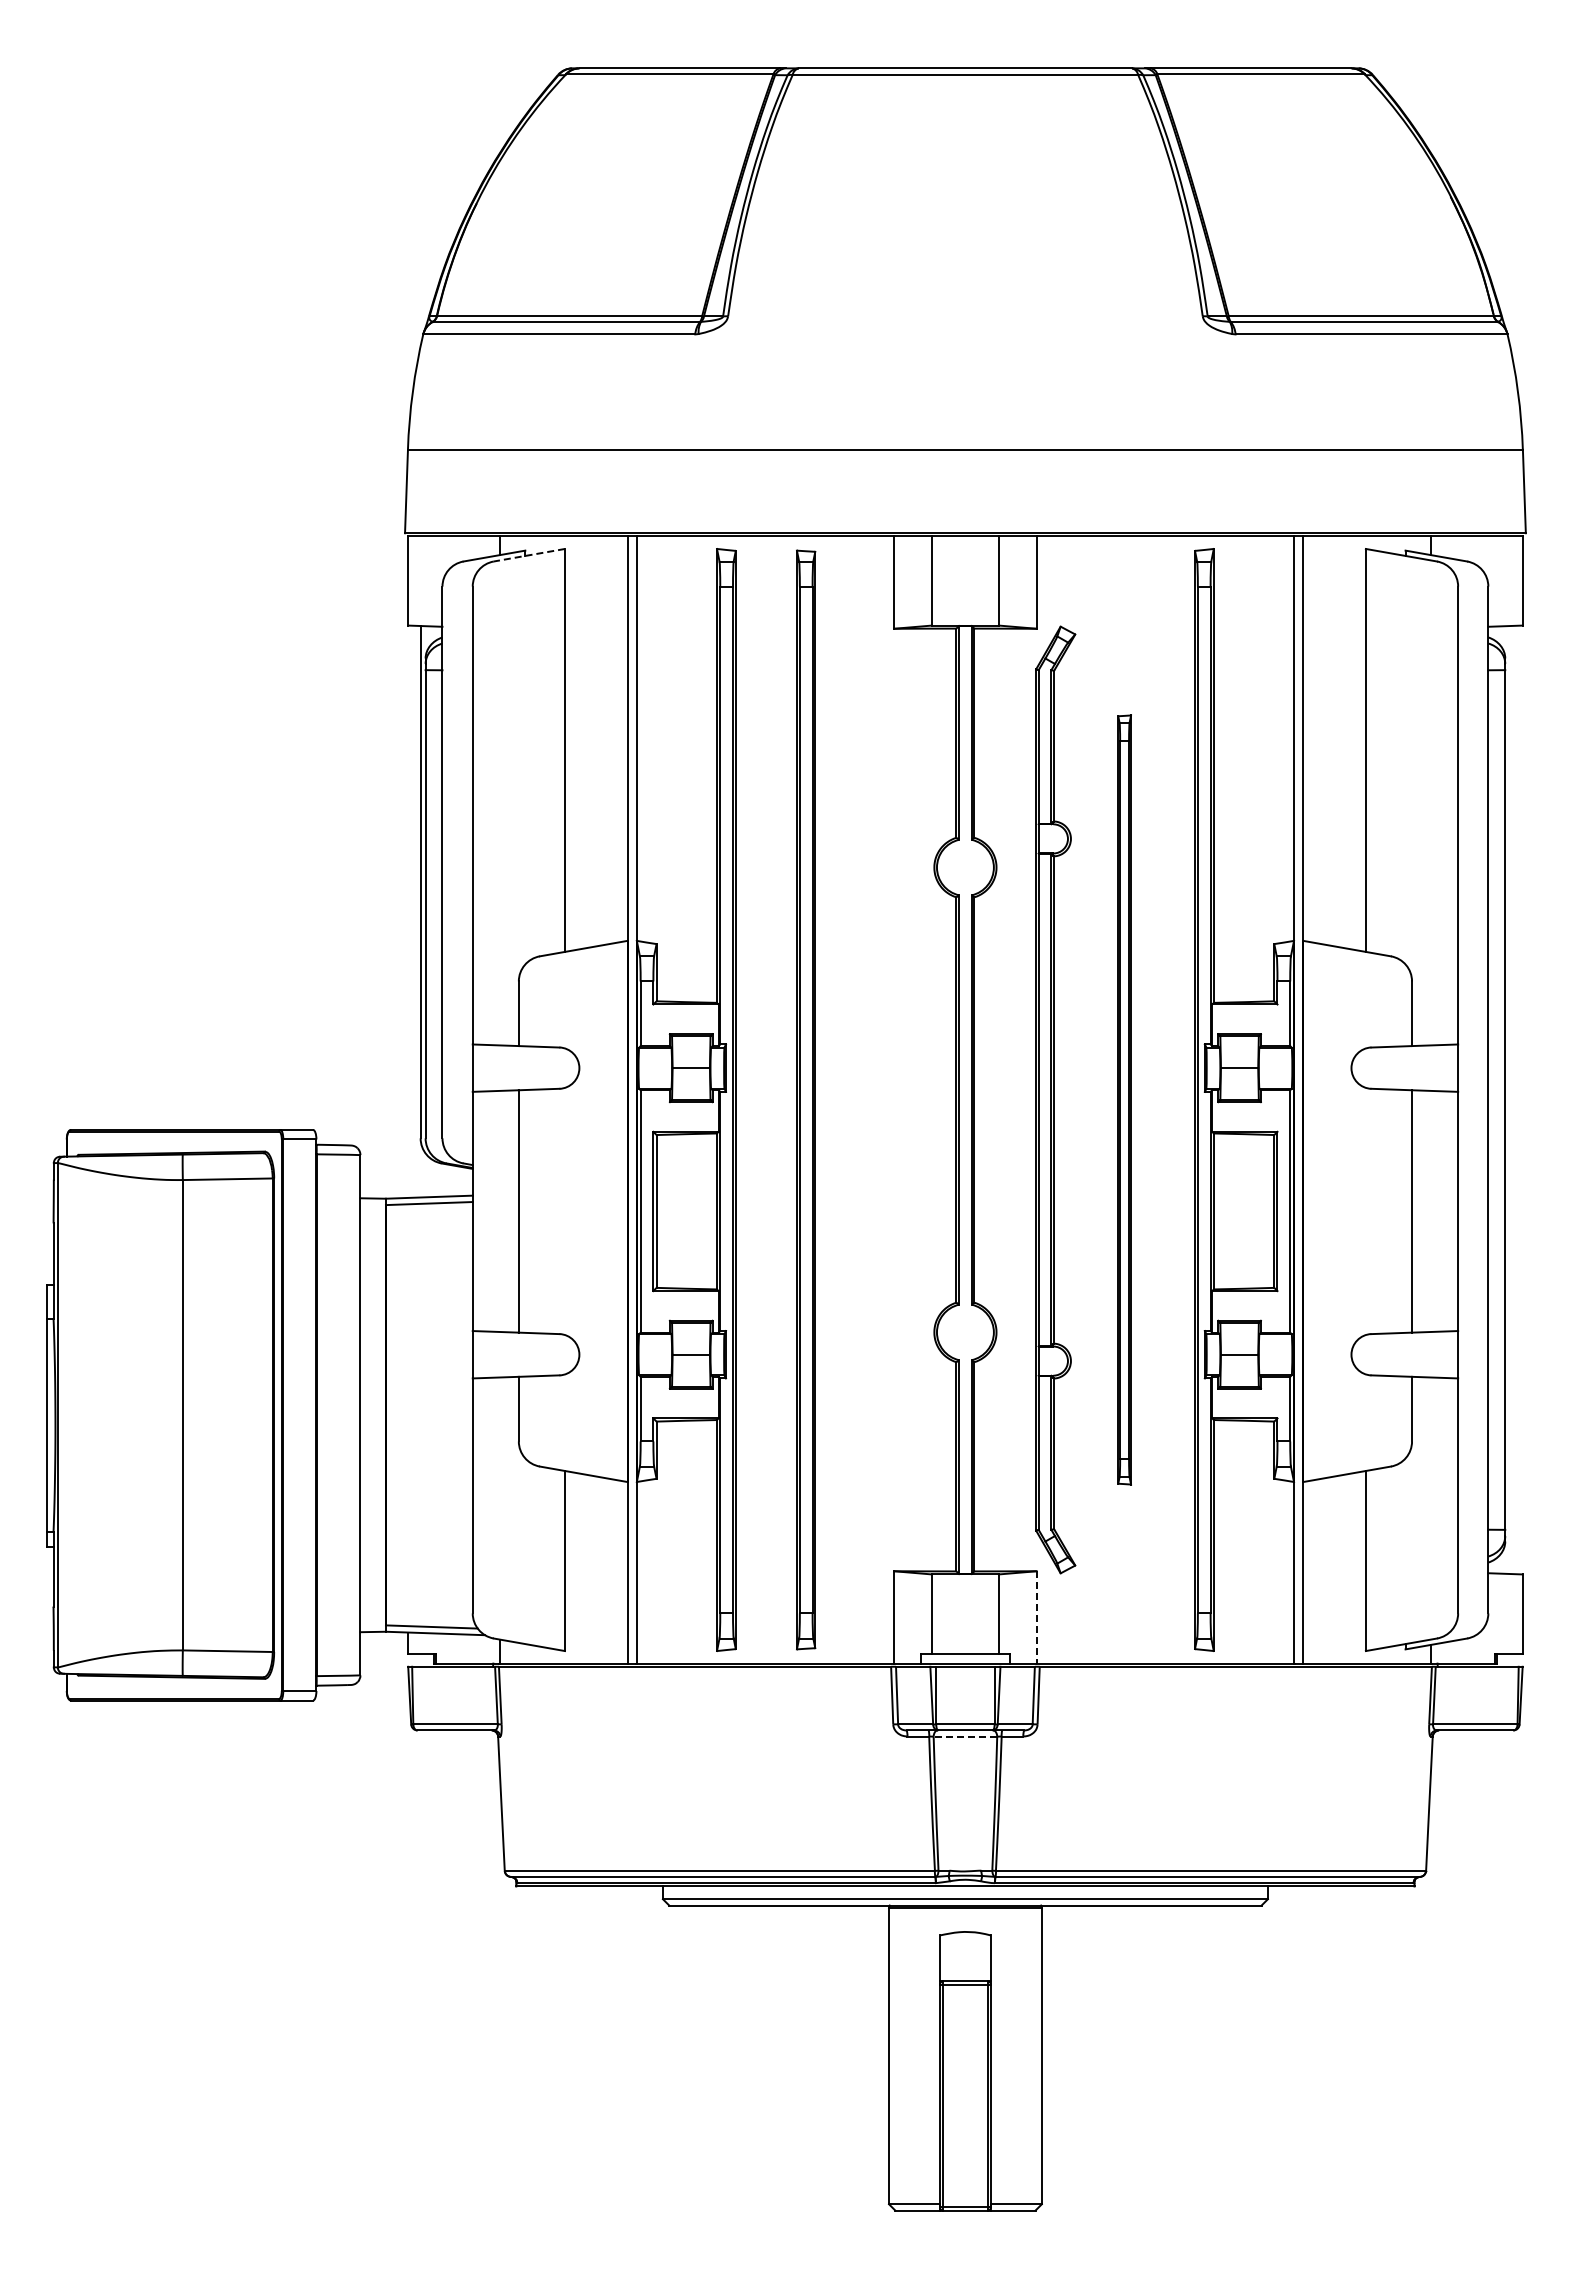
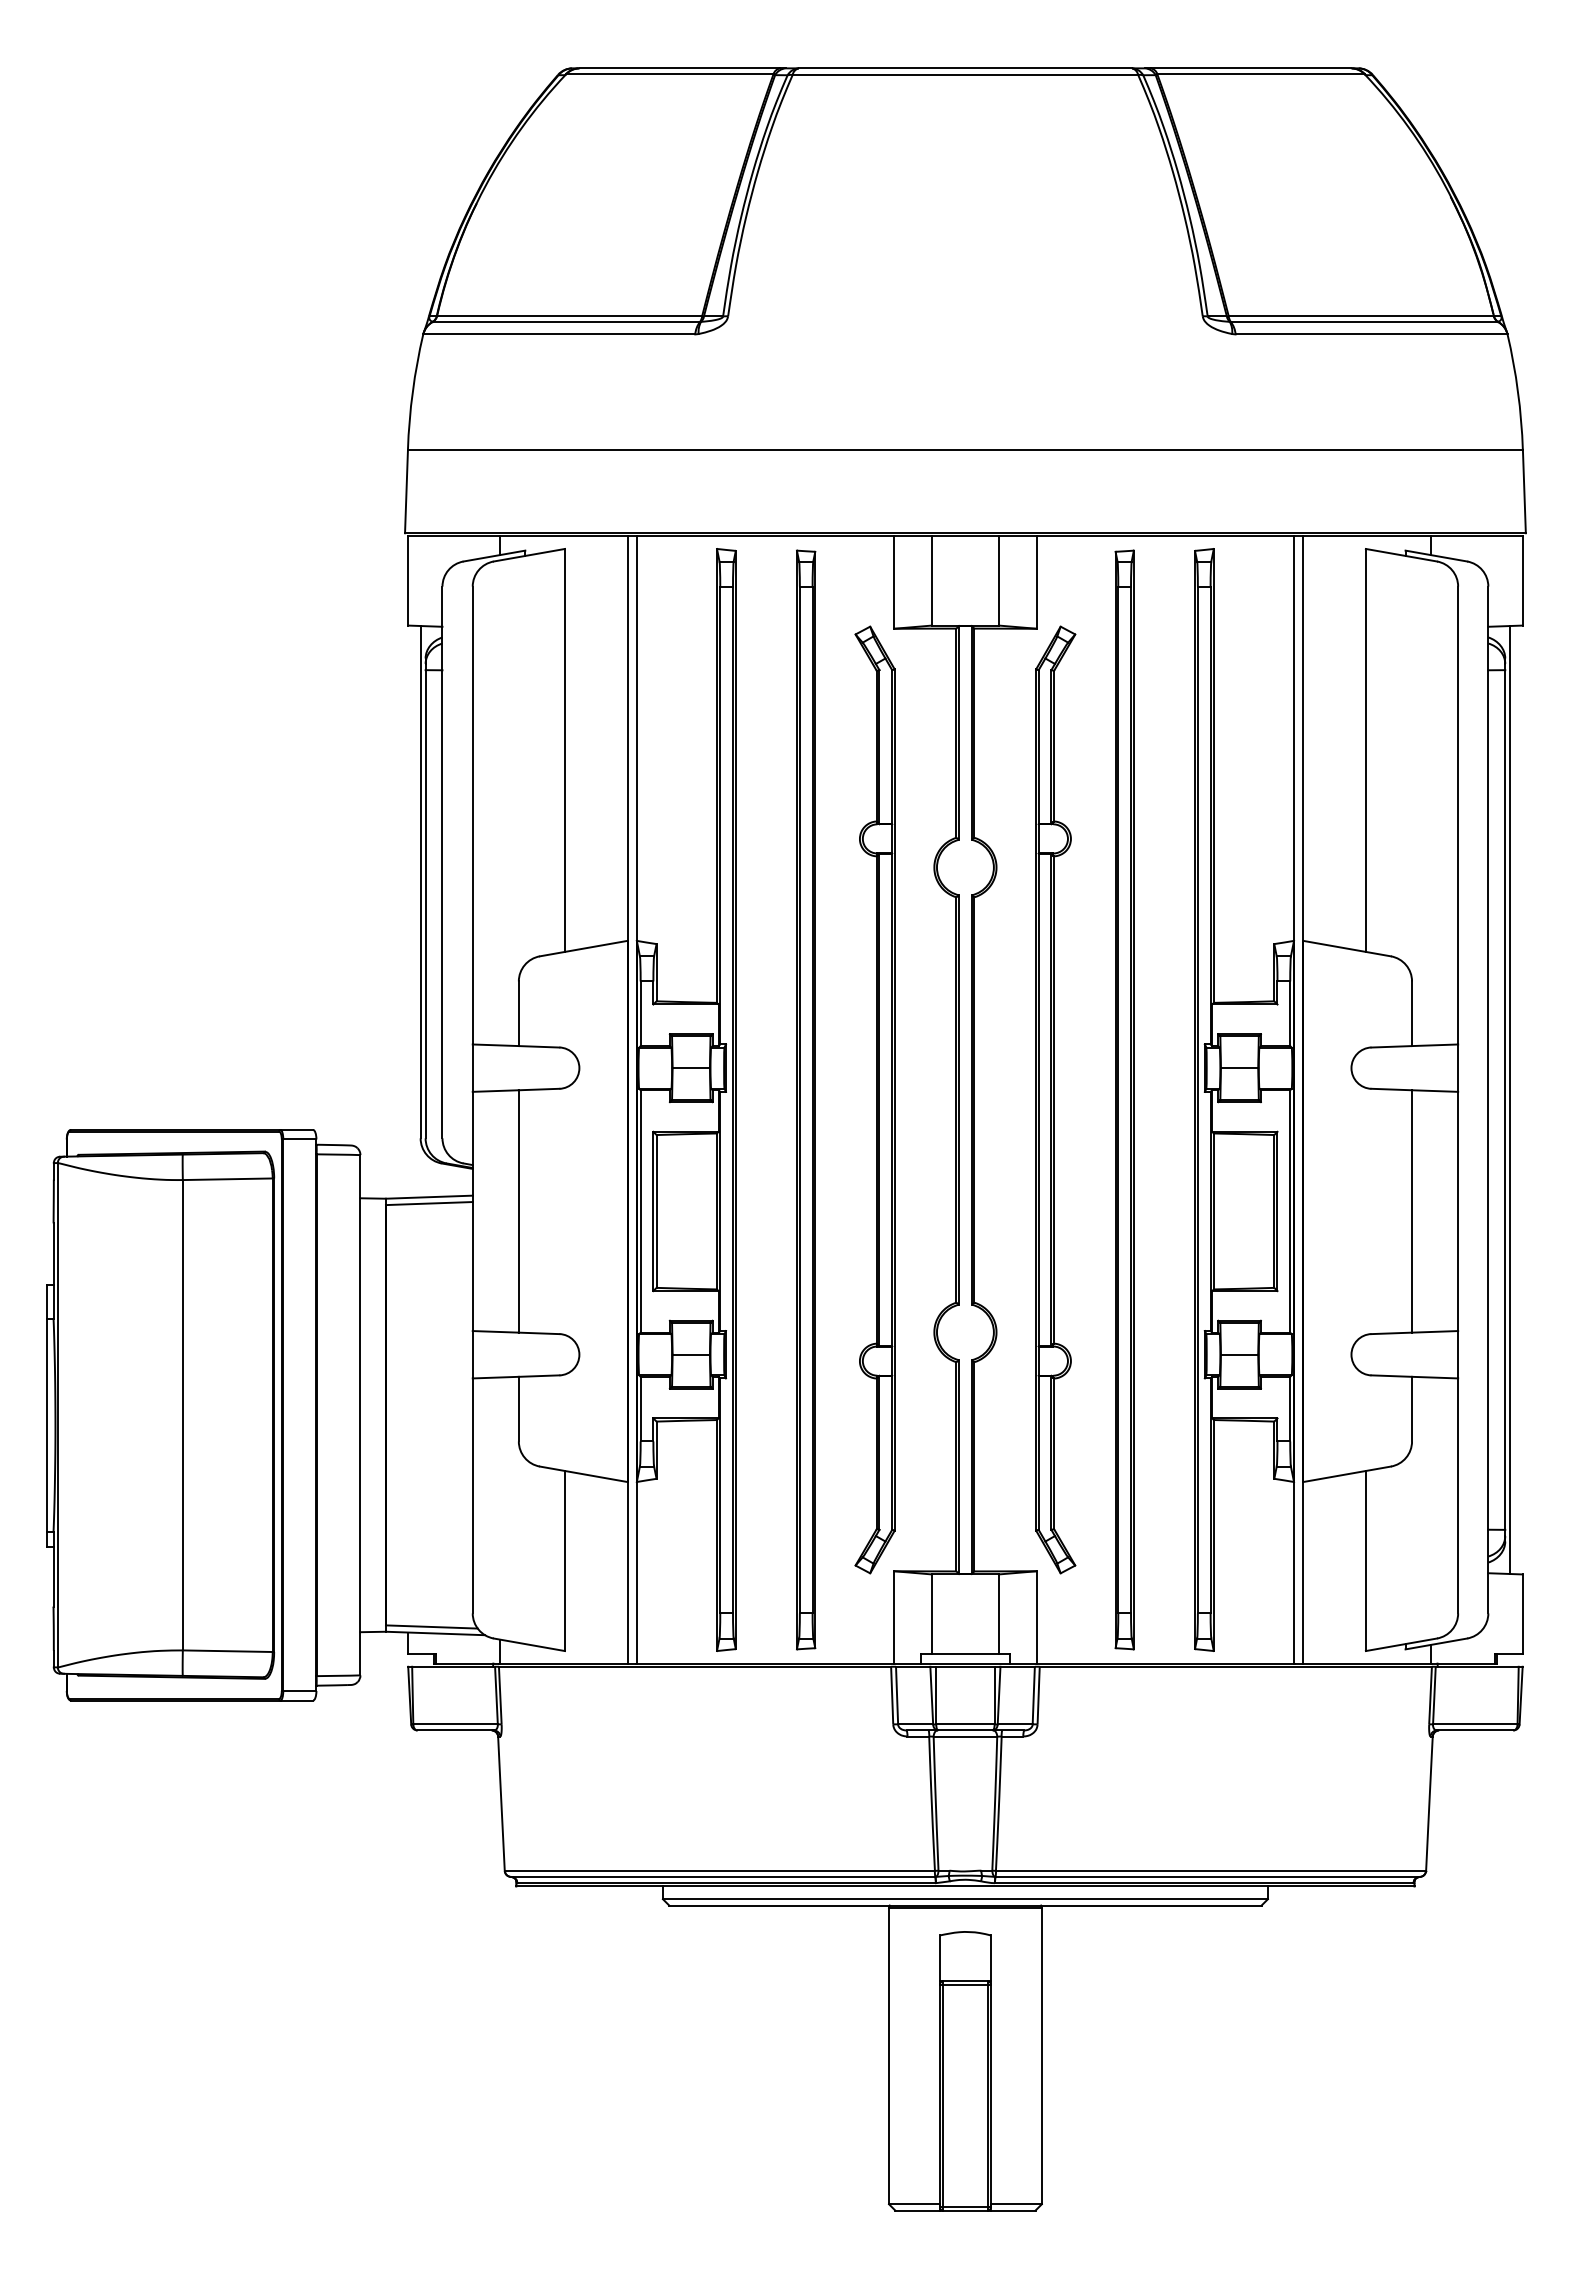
line: dashed -> solid (528, 555)
part: none -> present (874, 1099)
part size: 15x772 px -> 21x1102 px (1124, 1099)
line: none -> present (1510, 1100)
line: dashed -> solid (1036, 1617)
line: dashed -> solid (965, 1736)
